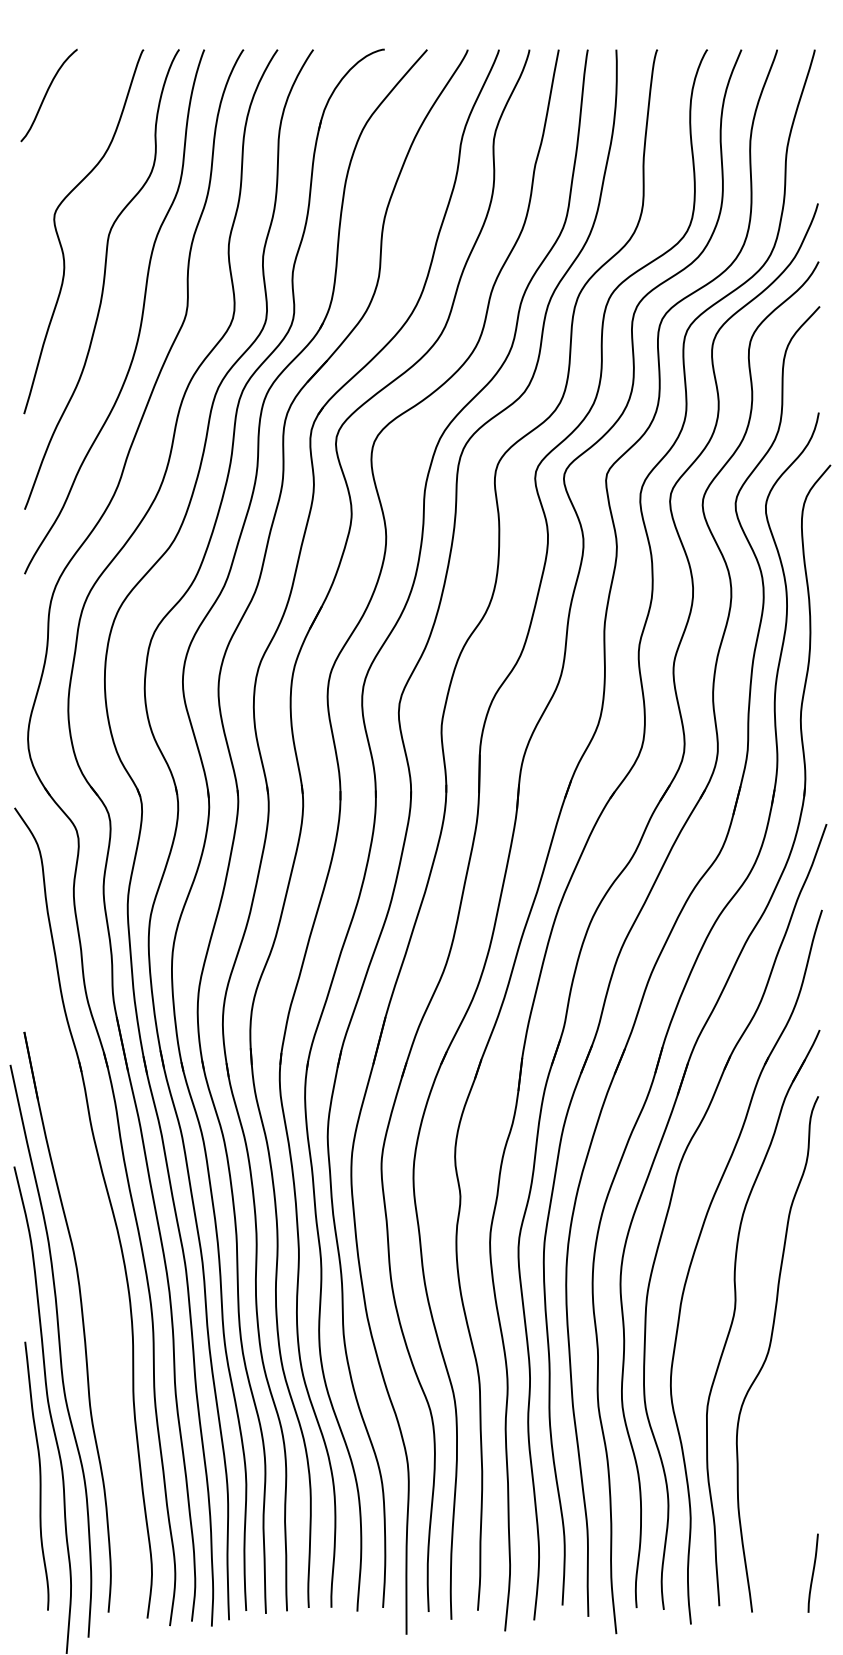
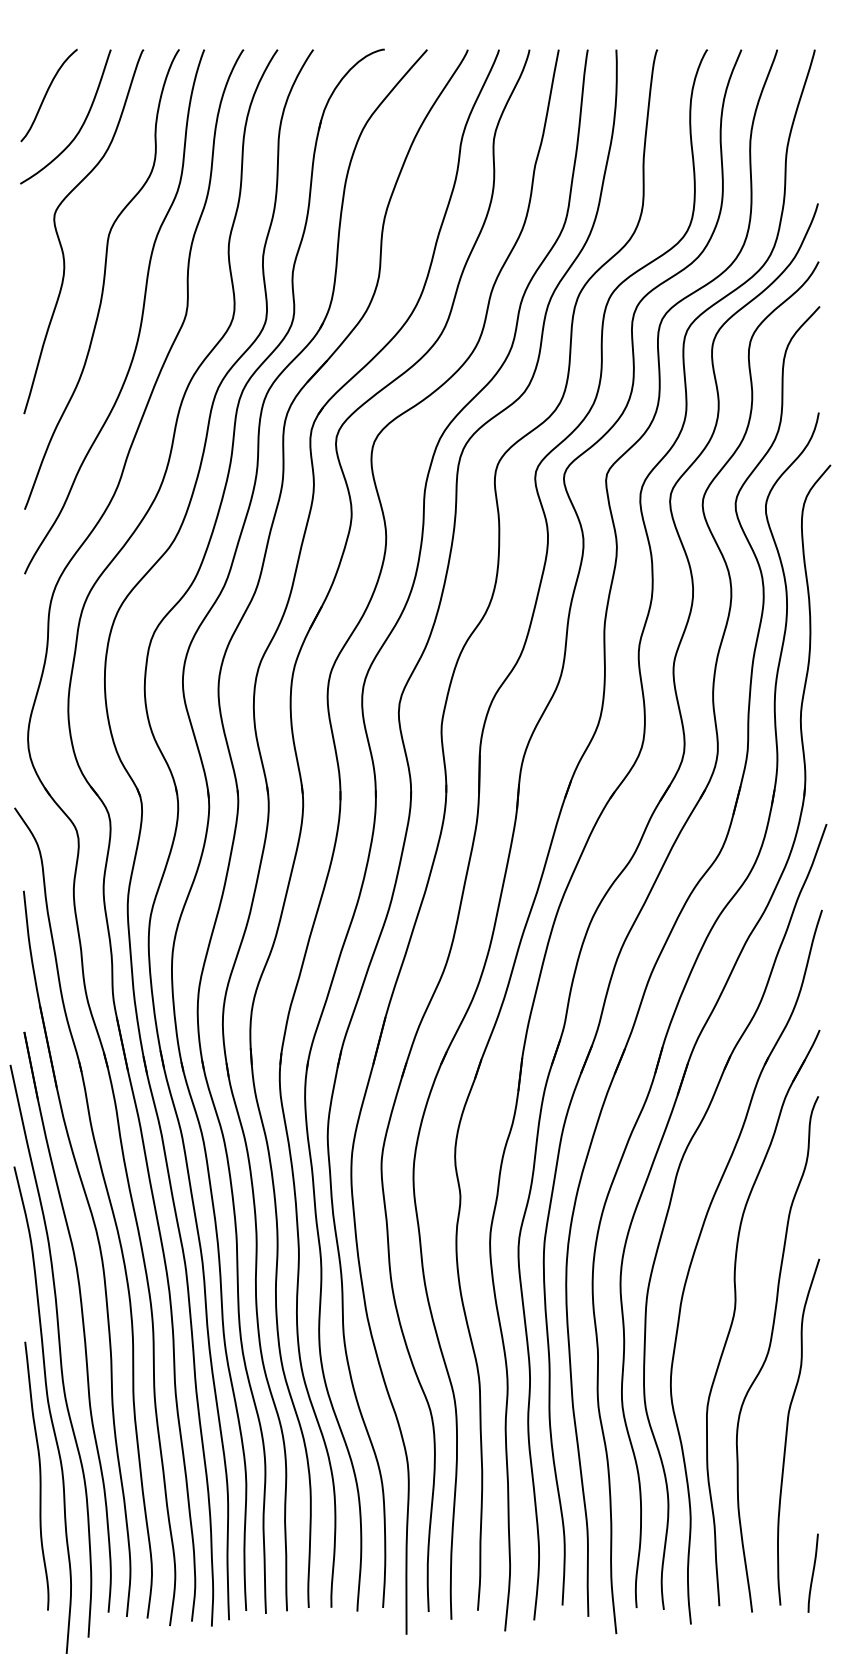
curve: none -> present (81, 125)
part: none -> present (99, 1251)
curve: none -> present (787, 1431)
